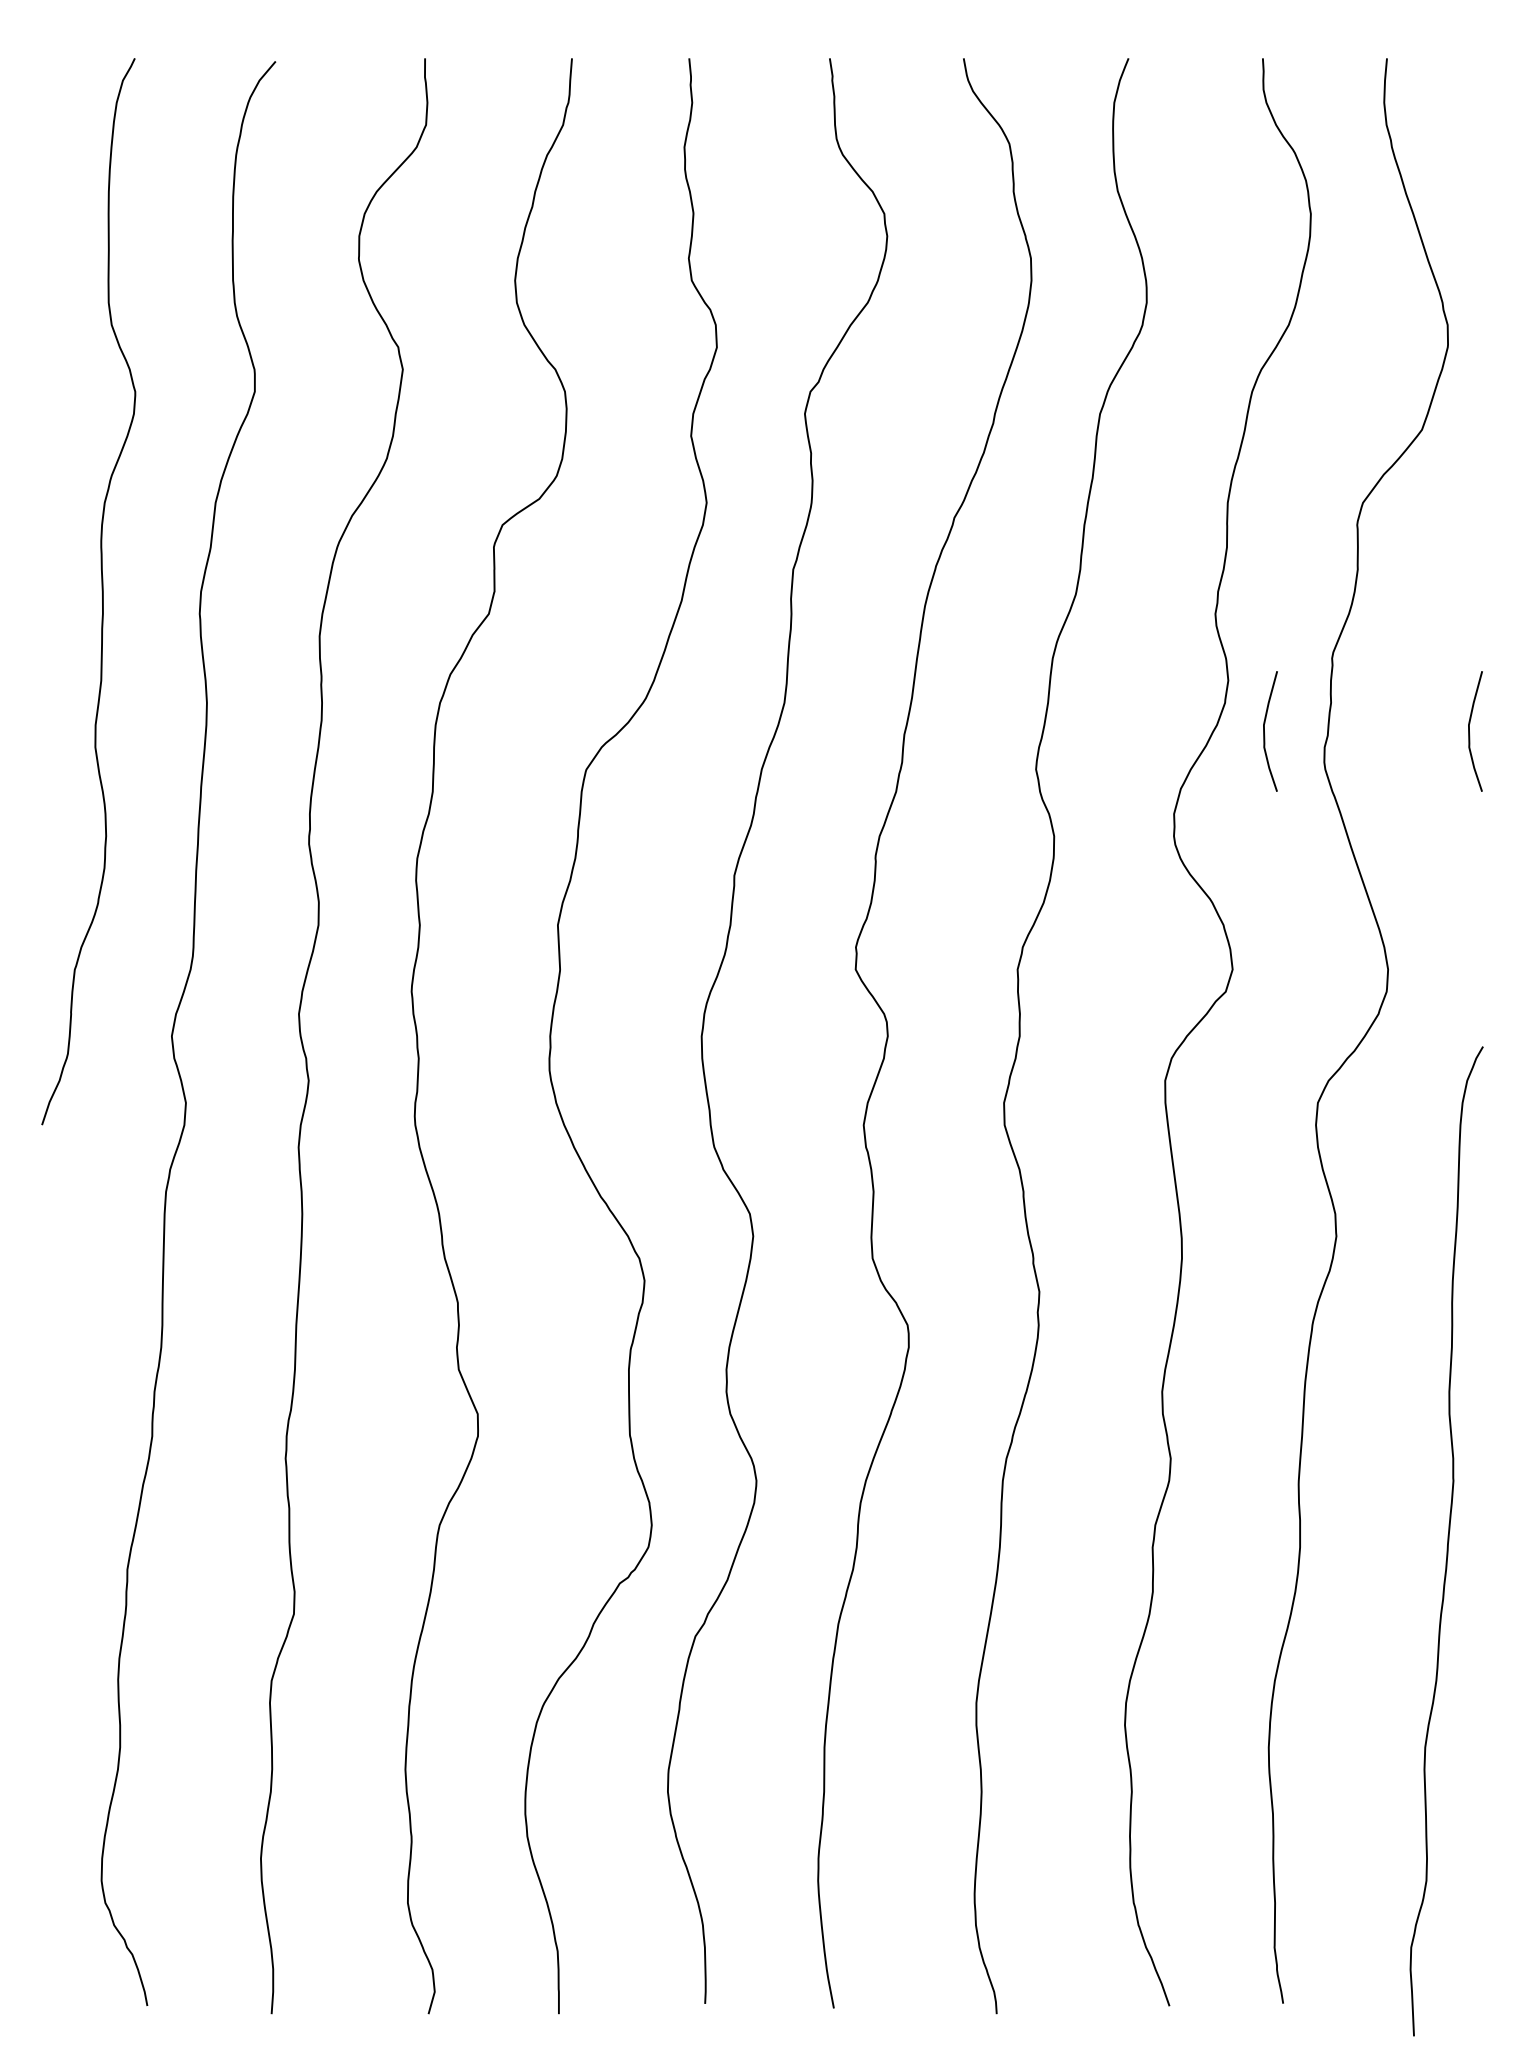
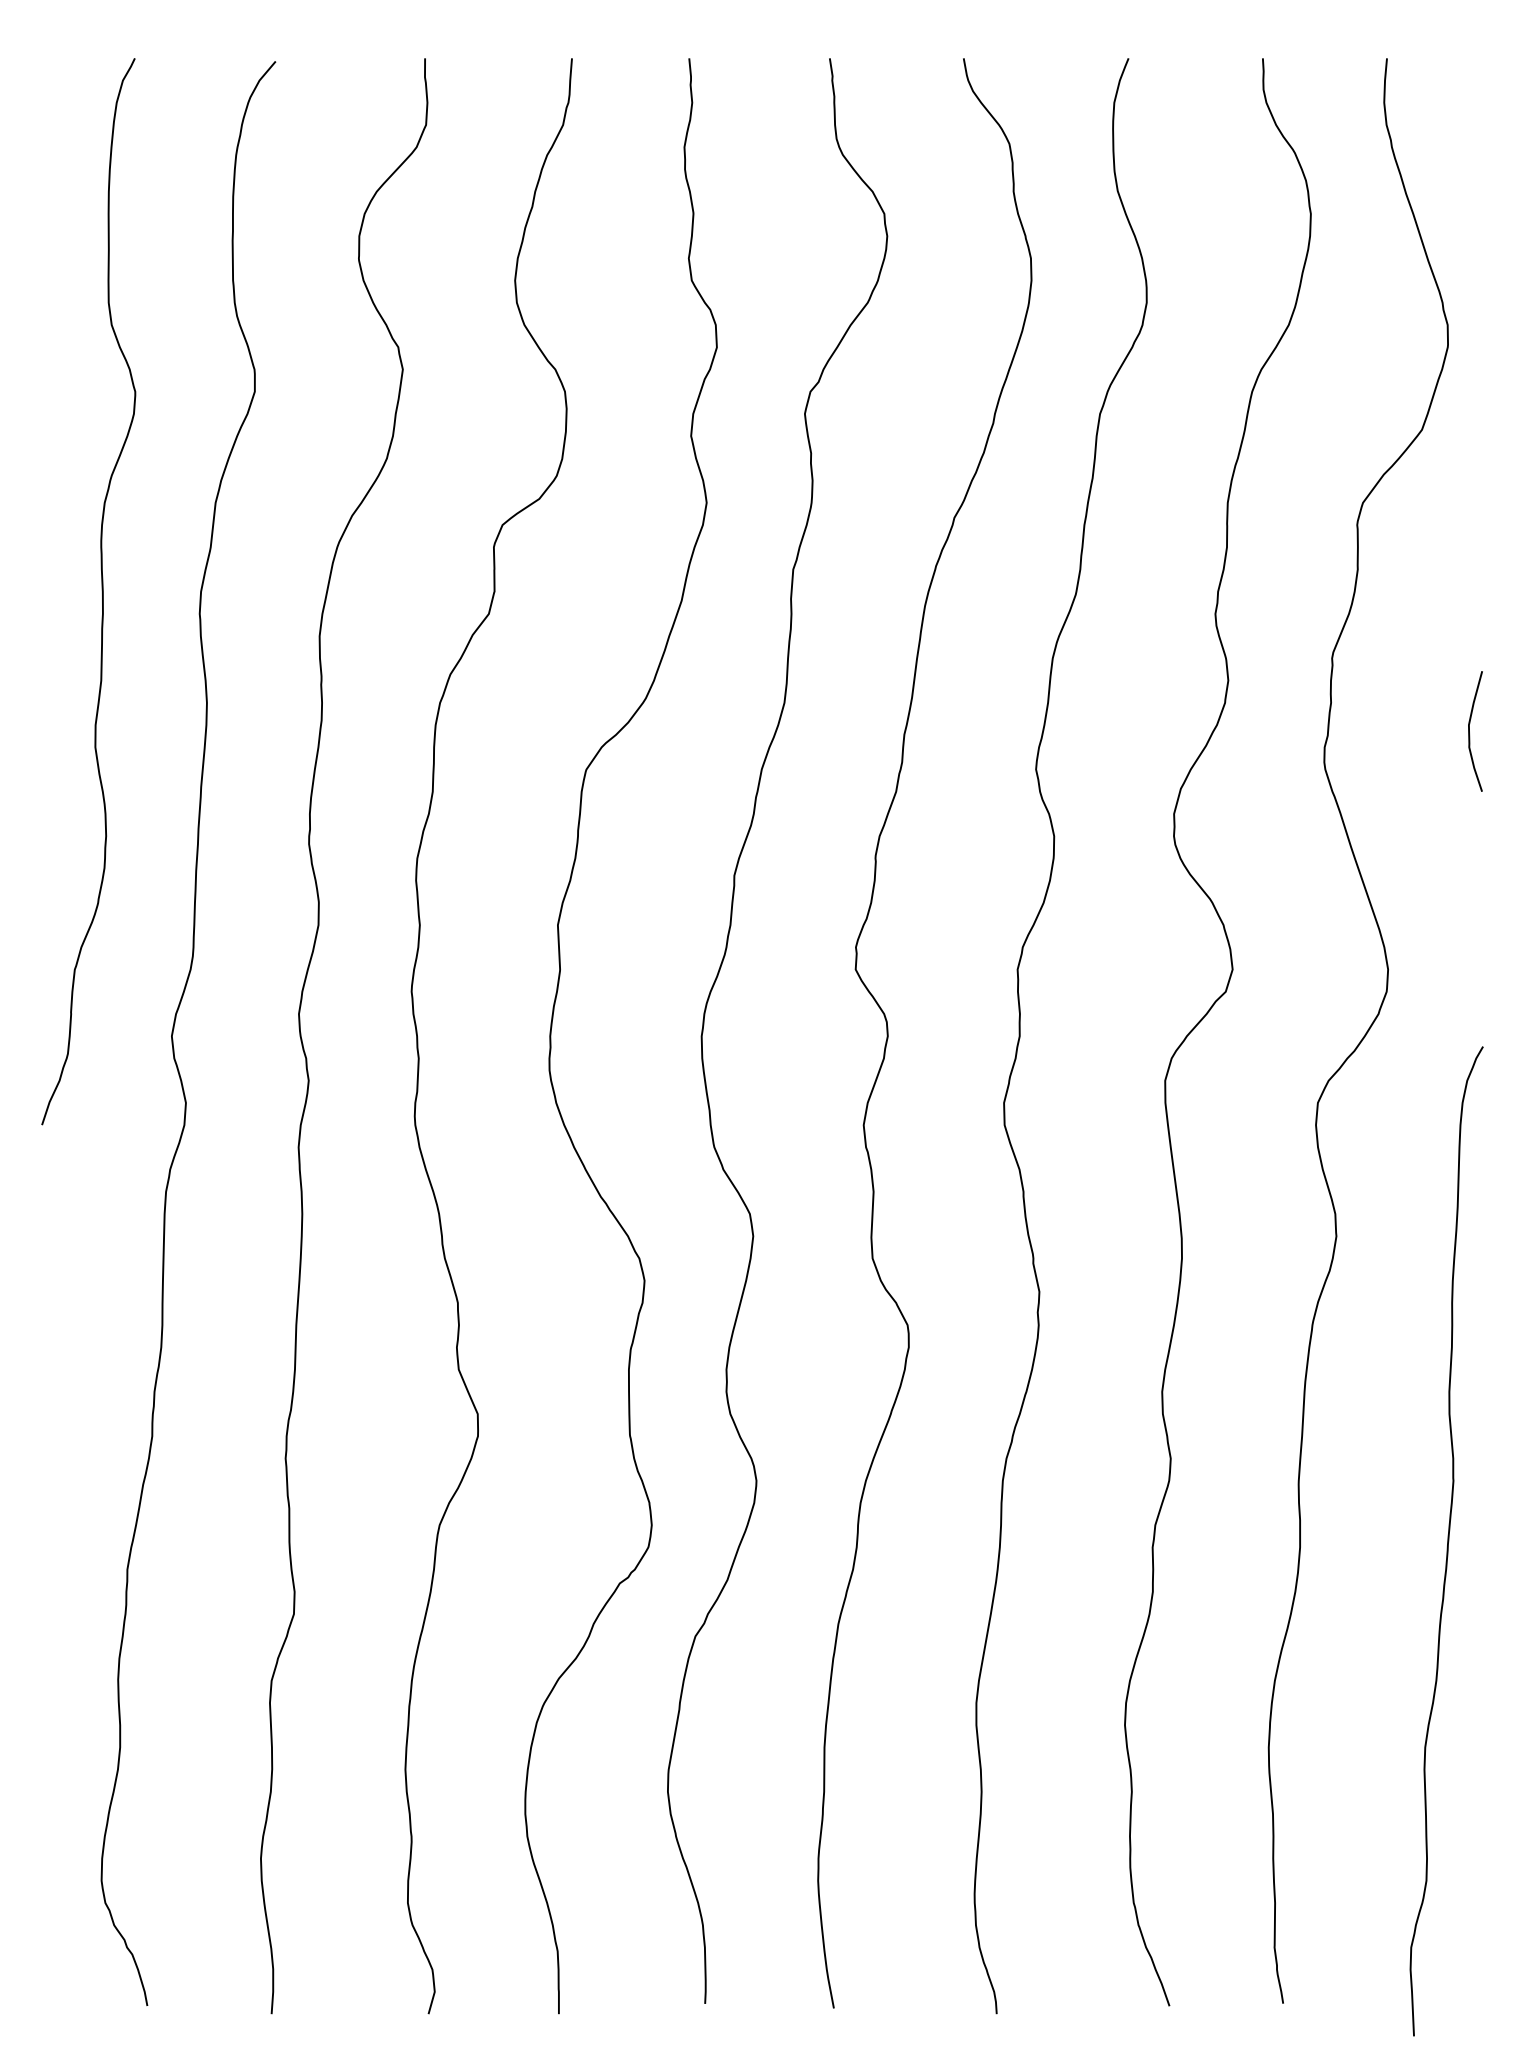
curve: present -> none (1264, 731)
